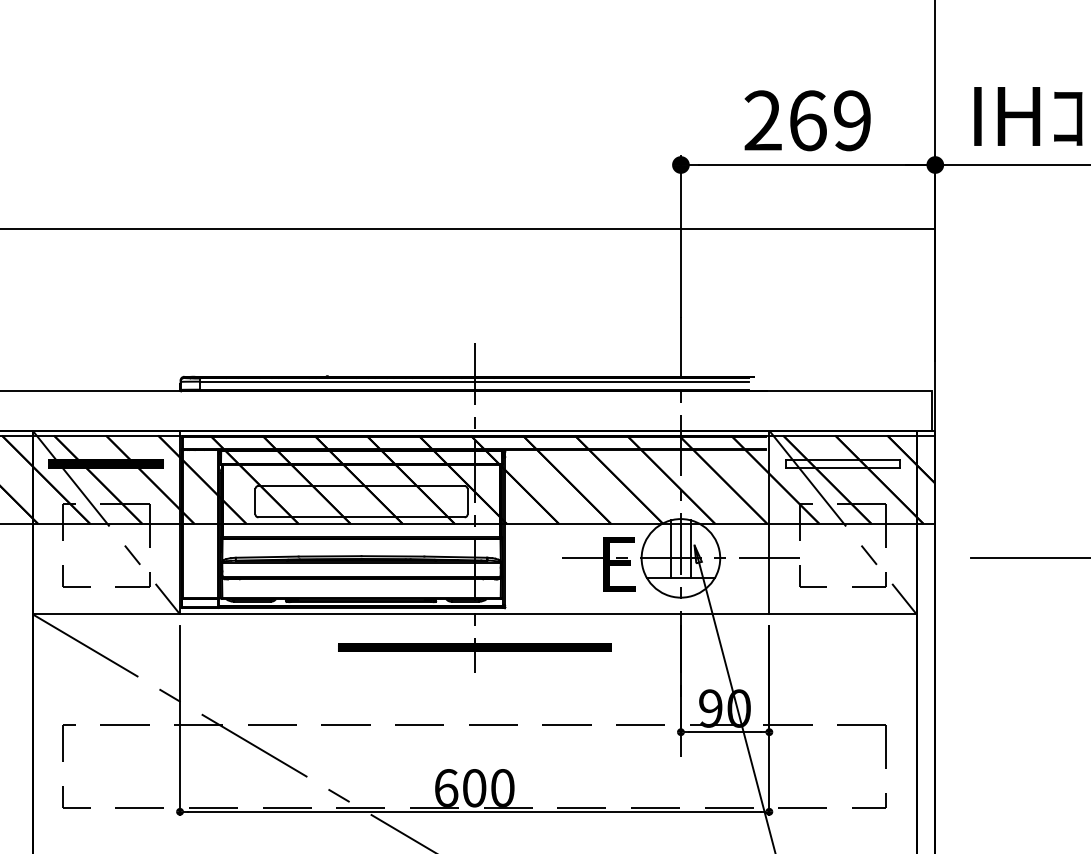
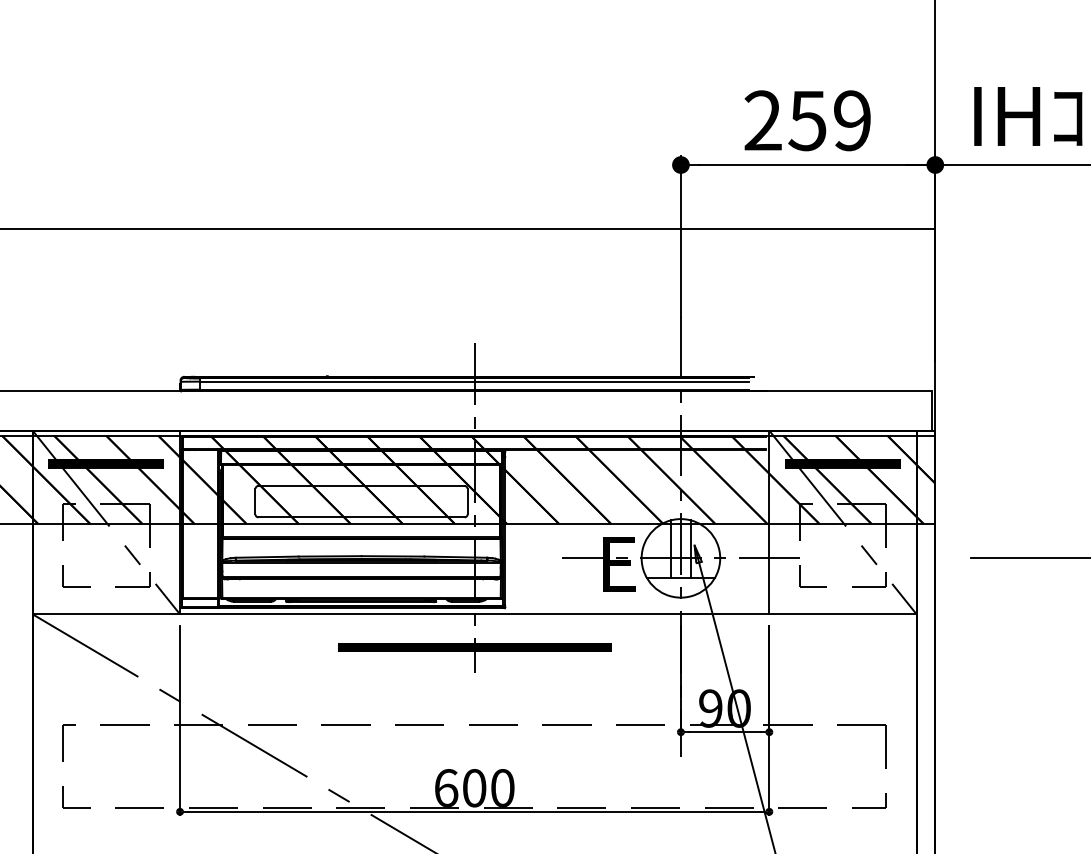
text: 269 -> 259 (807, 120)
hatch: none -> present (842, 463)
